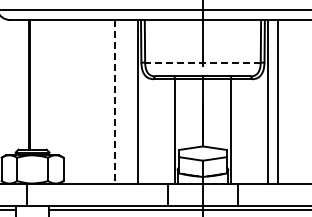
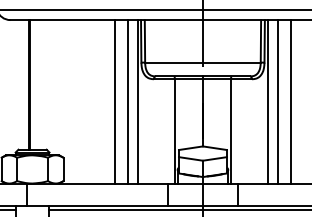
line: dashed -> solid (202, 62)
line: dashed -> solid (115, 101)
line: none -> present (127, 101)
line: none -> present (290, 101)
